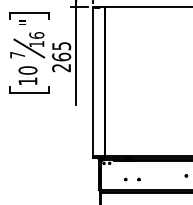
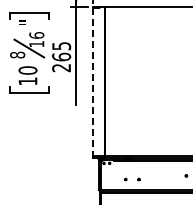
text: 7 -> 8 (17, 54)
line: solid -> dashed (93, 82)
